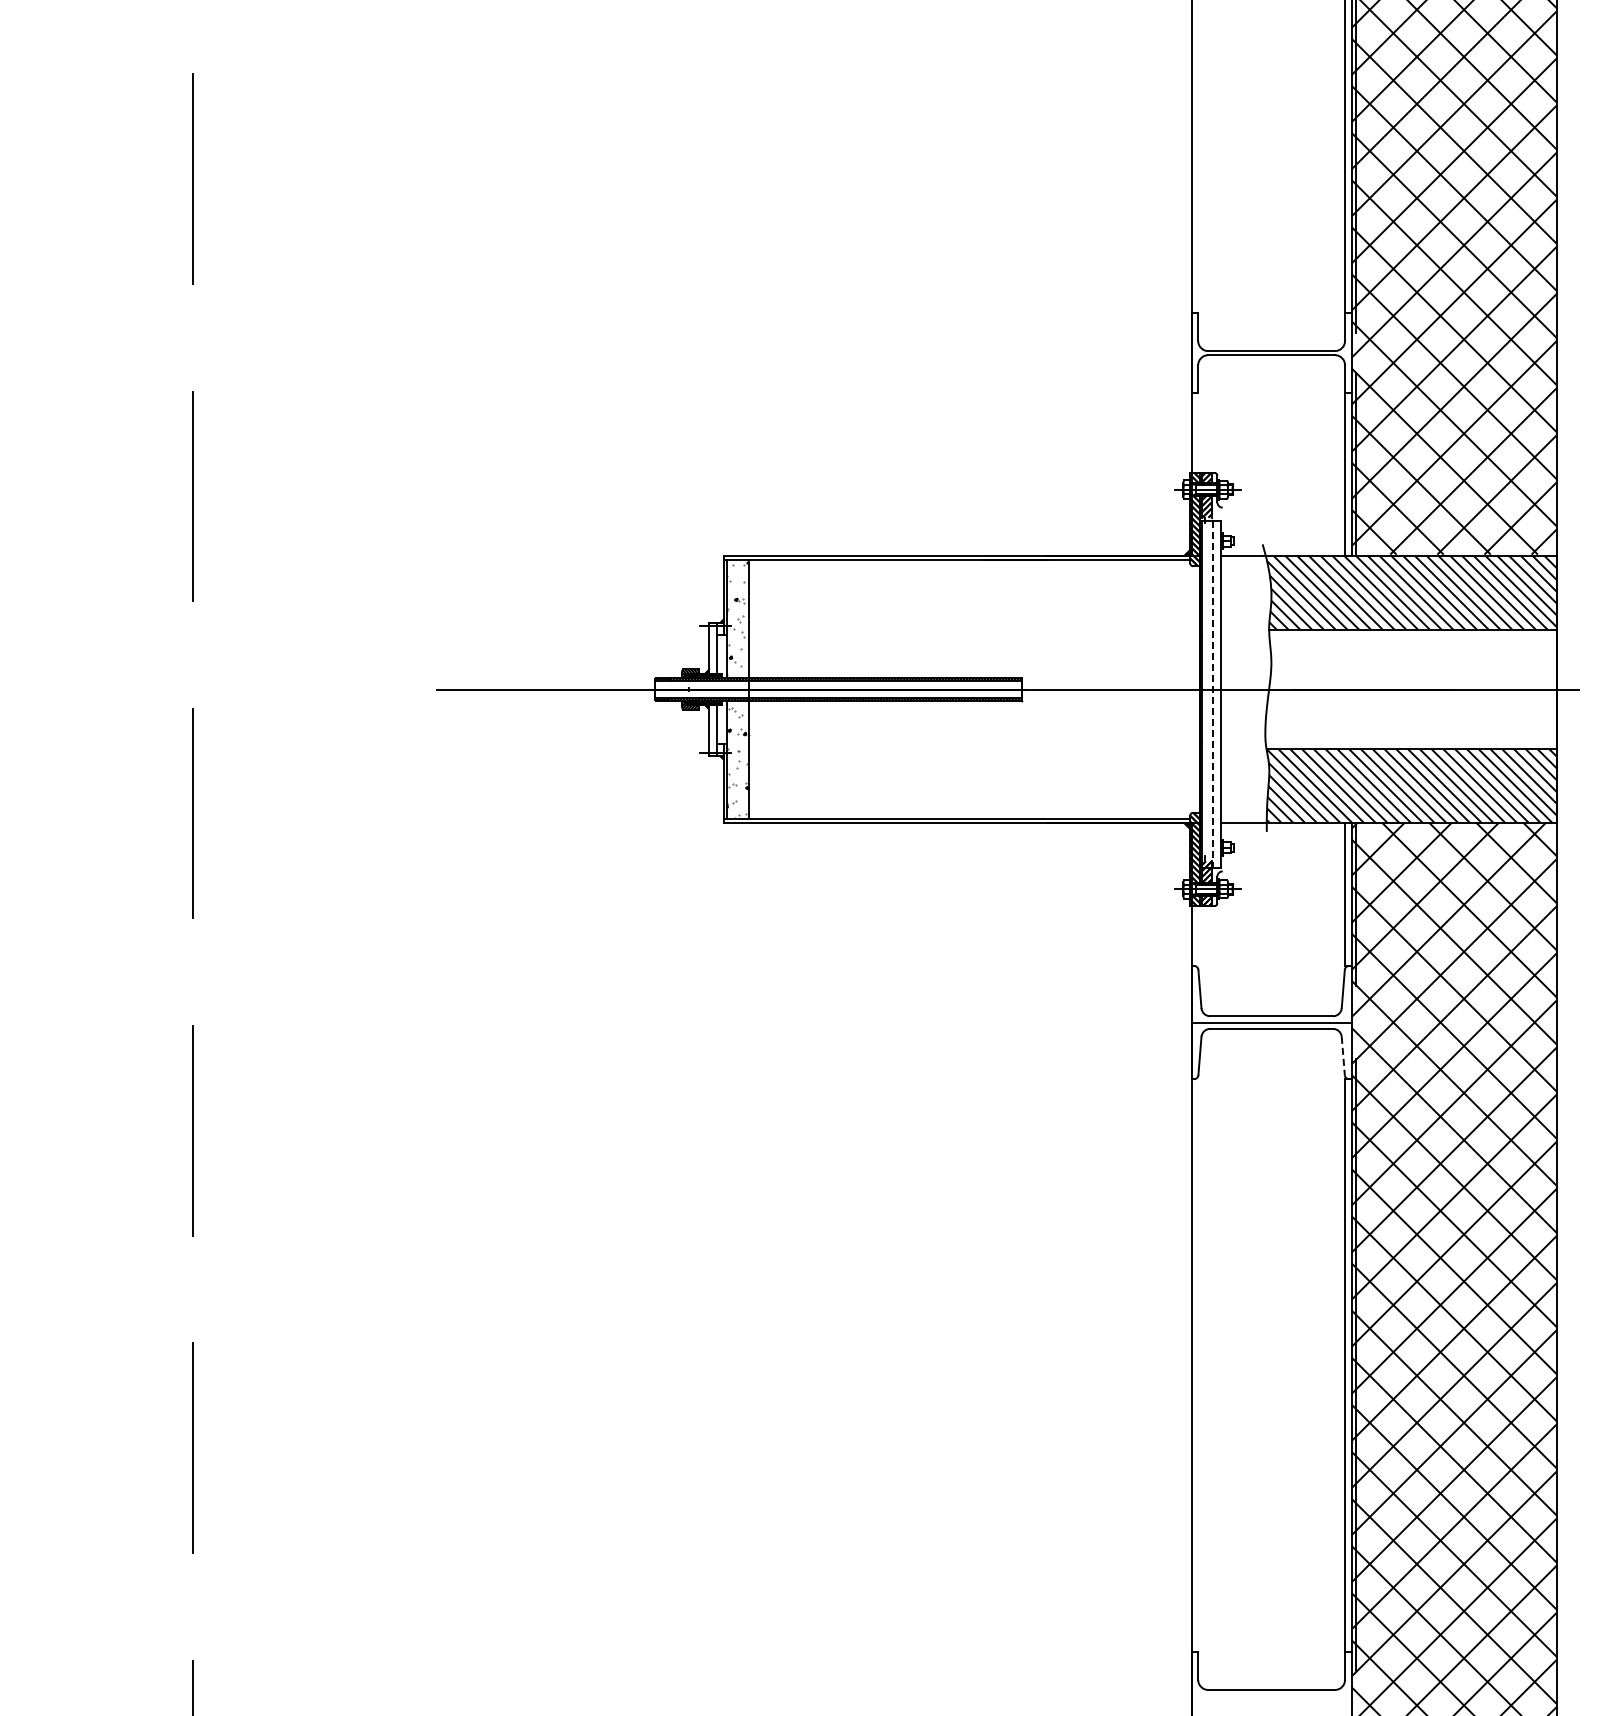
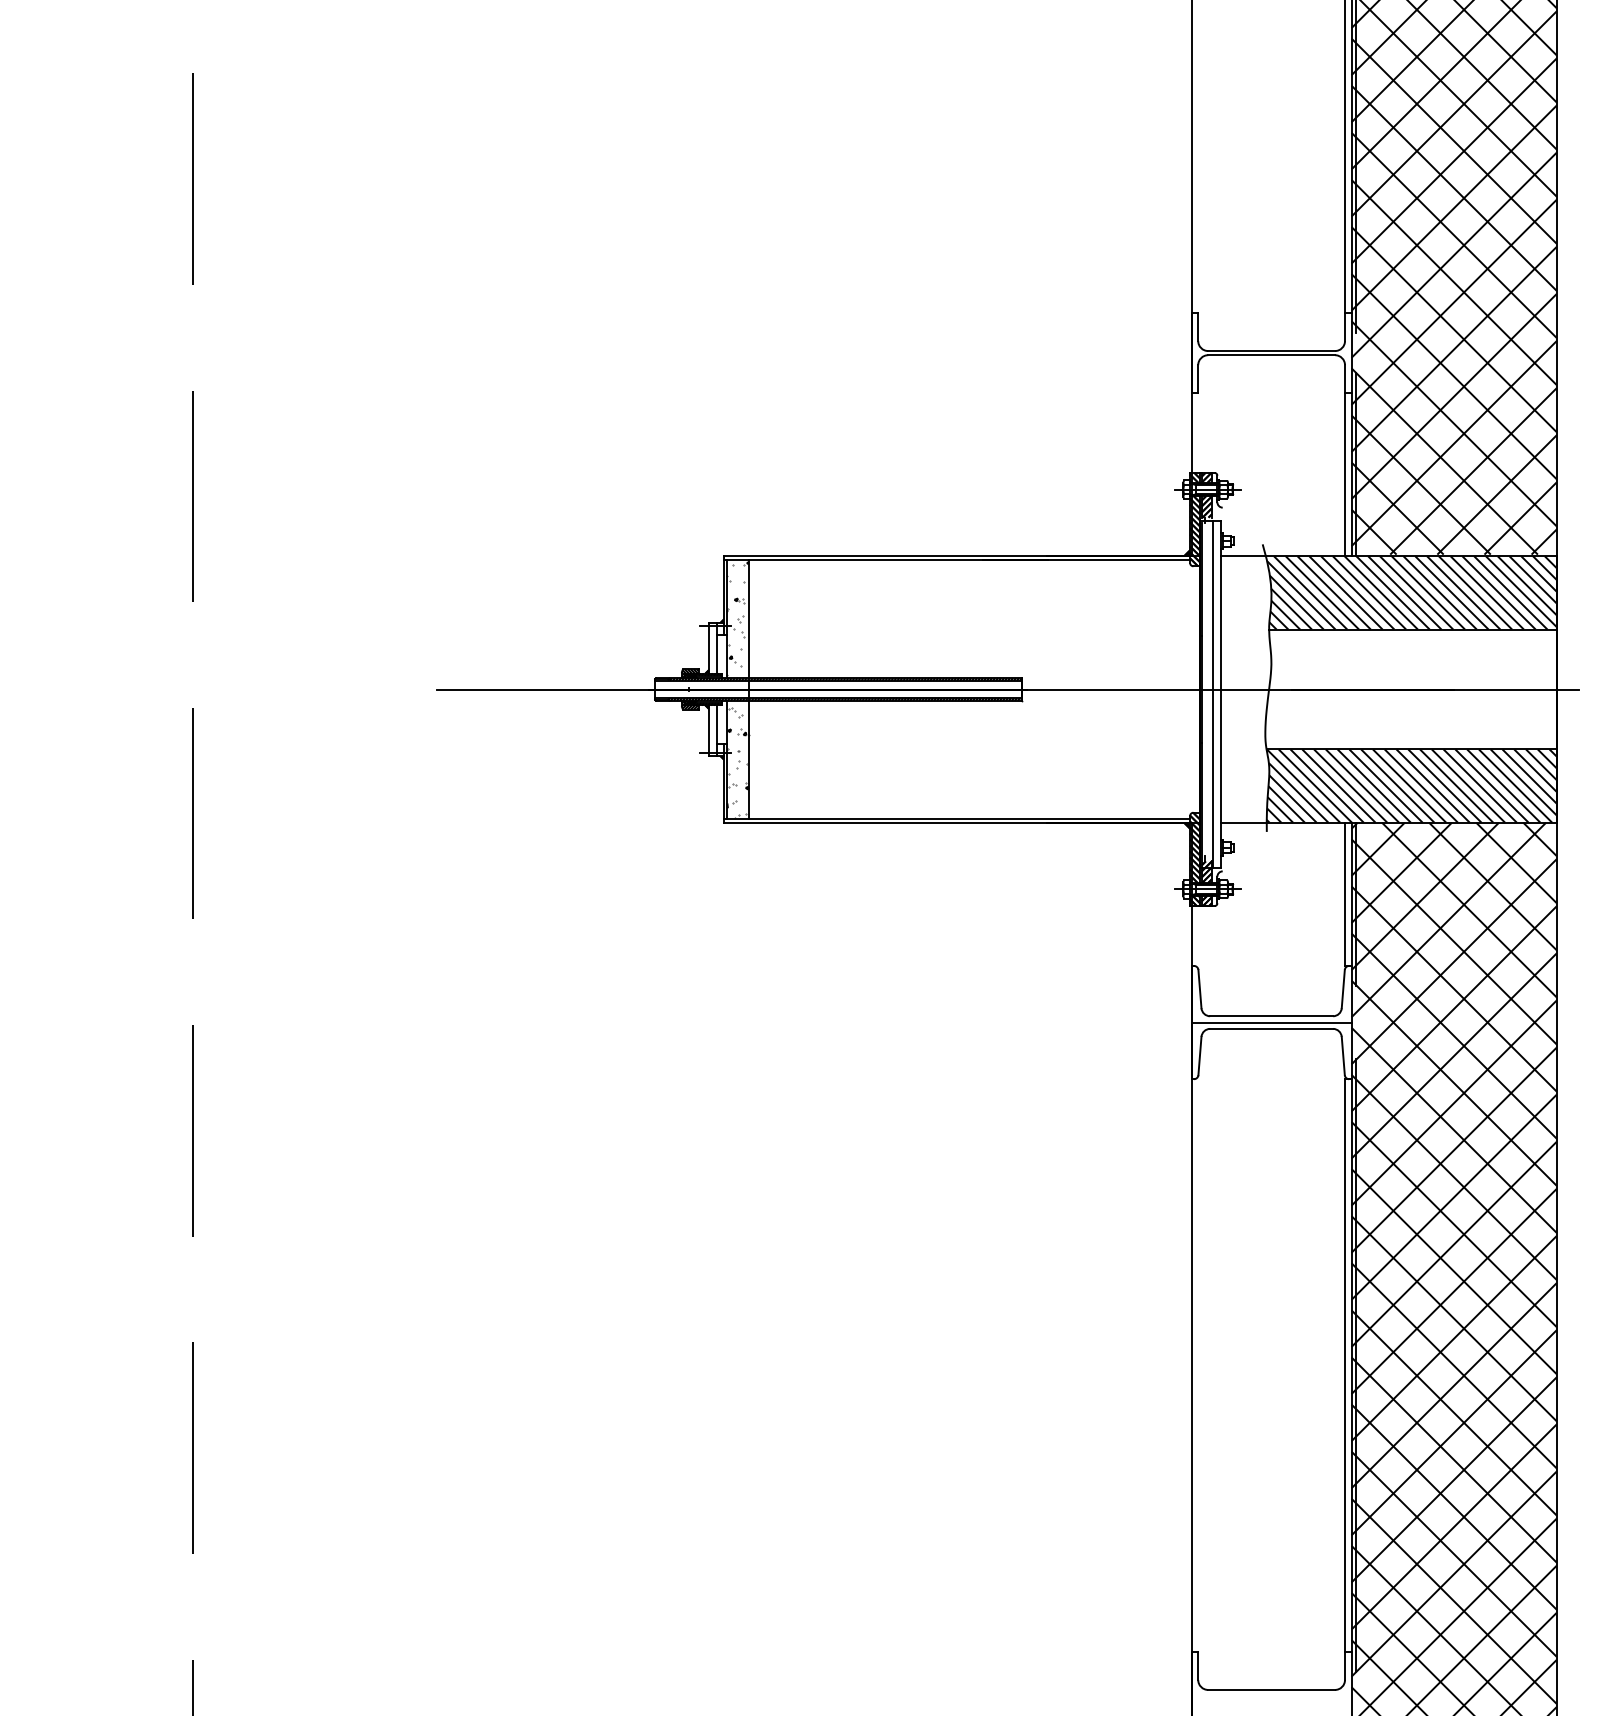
line: dashed -> solid (1213, 695)
line: dashed -> solid (1343, 1056)
